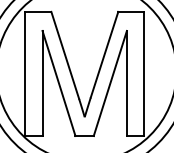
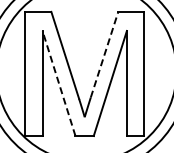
line: solid -> dashed (104, 54)
line: solid -> dashed (58, 83)
